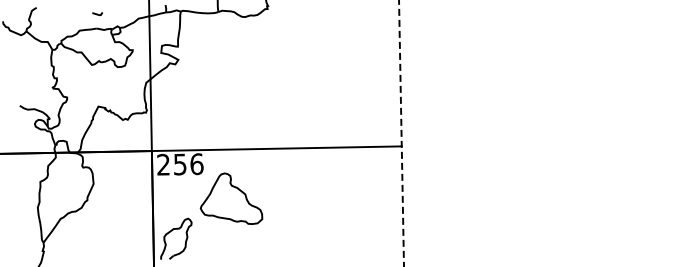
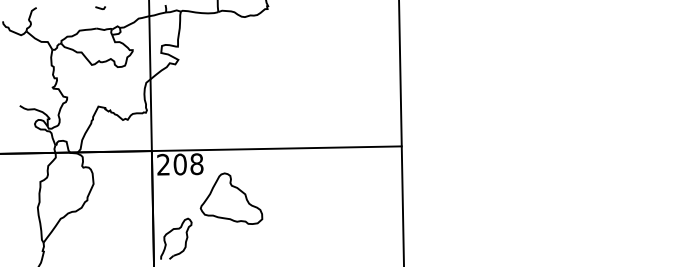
line position: (97, 13) -> (100, 7) (100, 7)
line: dashed -> solid (401, 133)
text: 256 -> 208 (188, 164)
